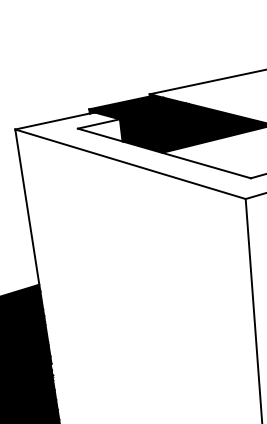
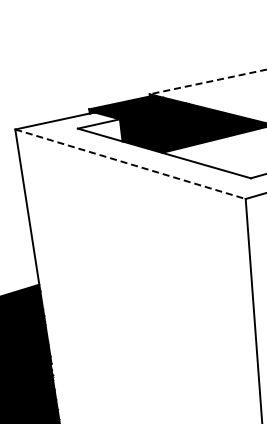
line: solid -> dashed (207, 82)
line: solid -> dashed (130, 164)
